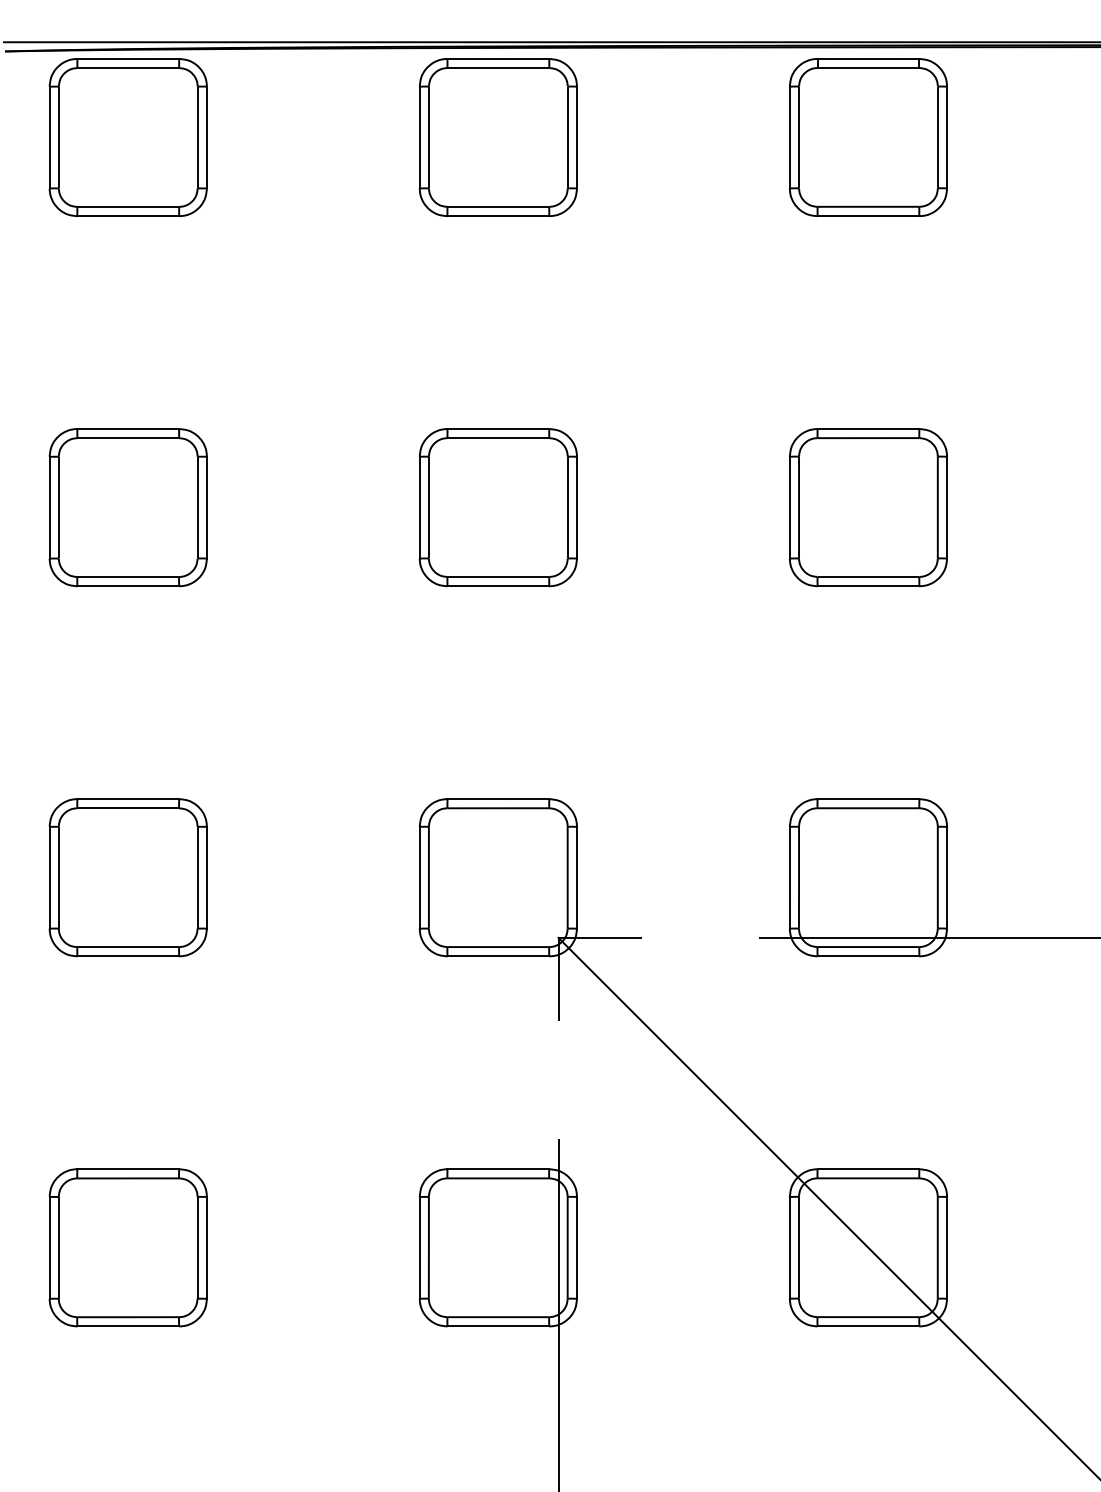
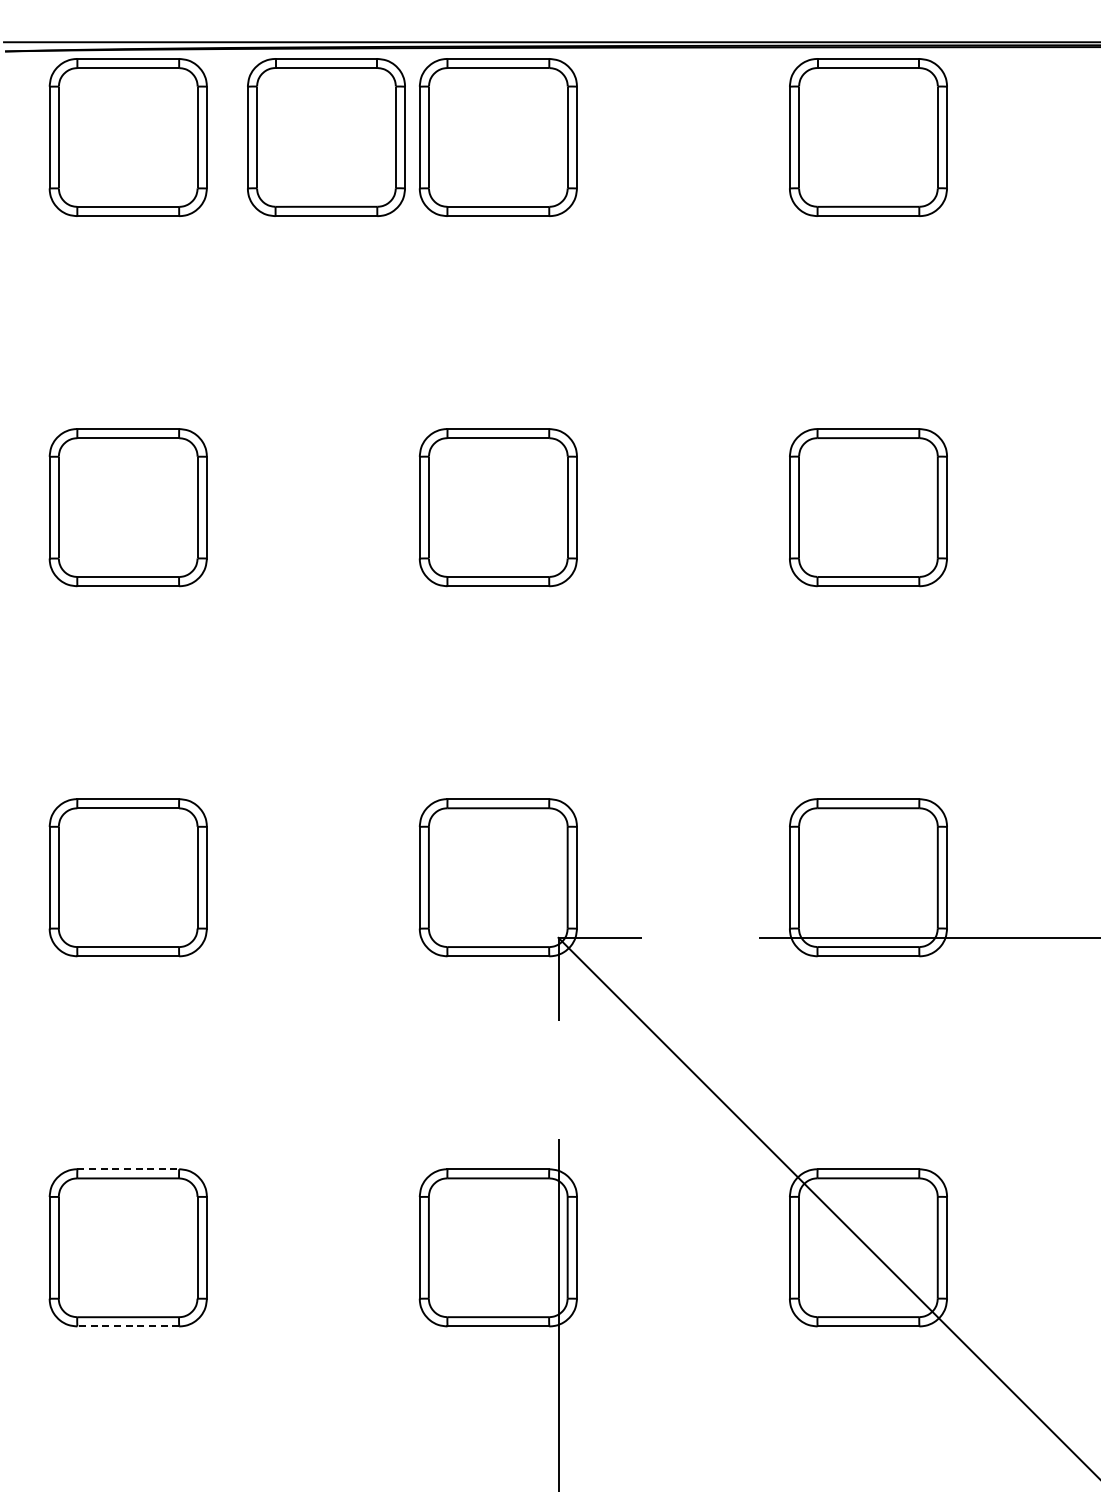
part: none -> present (326, 137)
line: solid -> dashed (128, 1169)
line: solid -> dashed (128, 1326)
